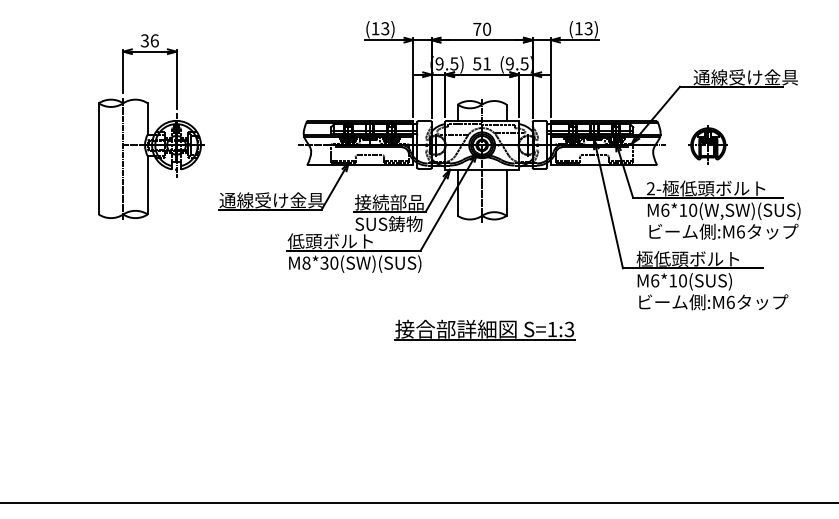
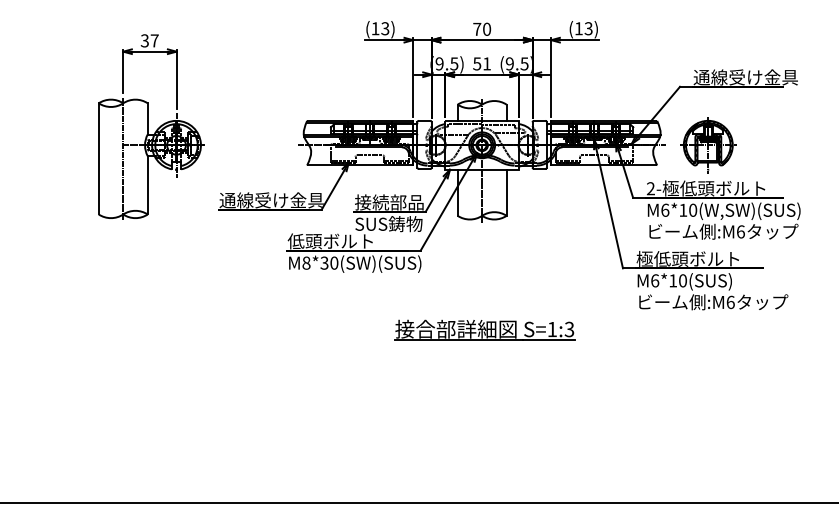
text: 36 -> 37 (154, 40)
part size: 40x40 px -> 57x57 px (708, 145)
